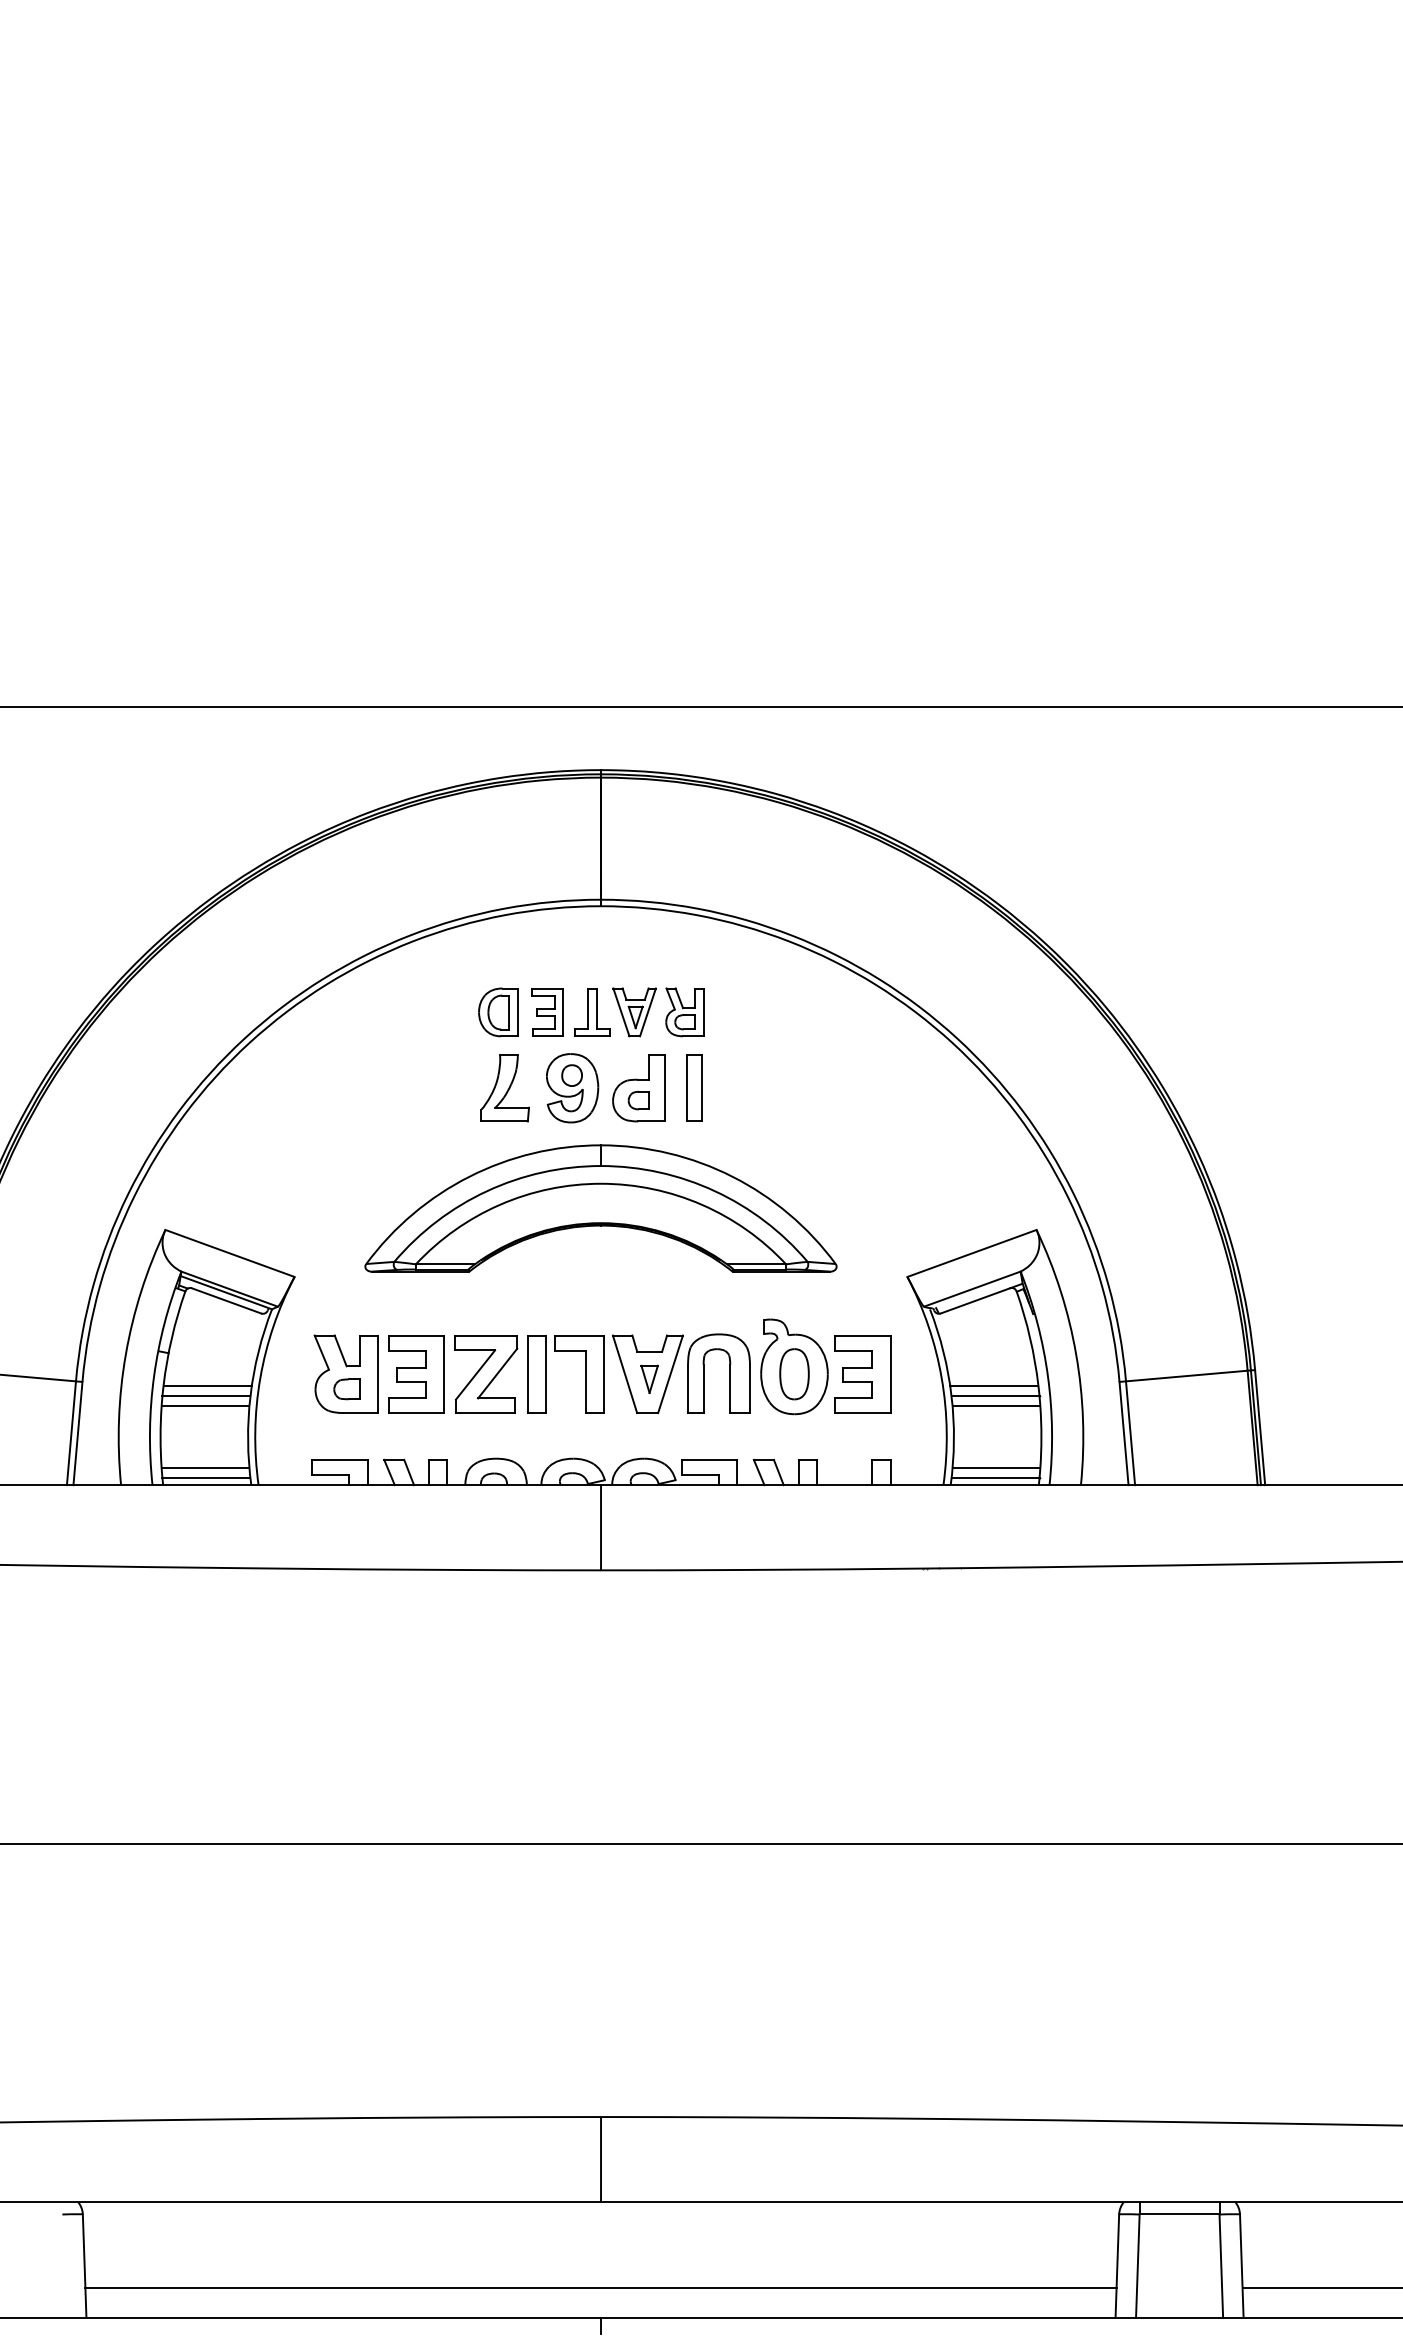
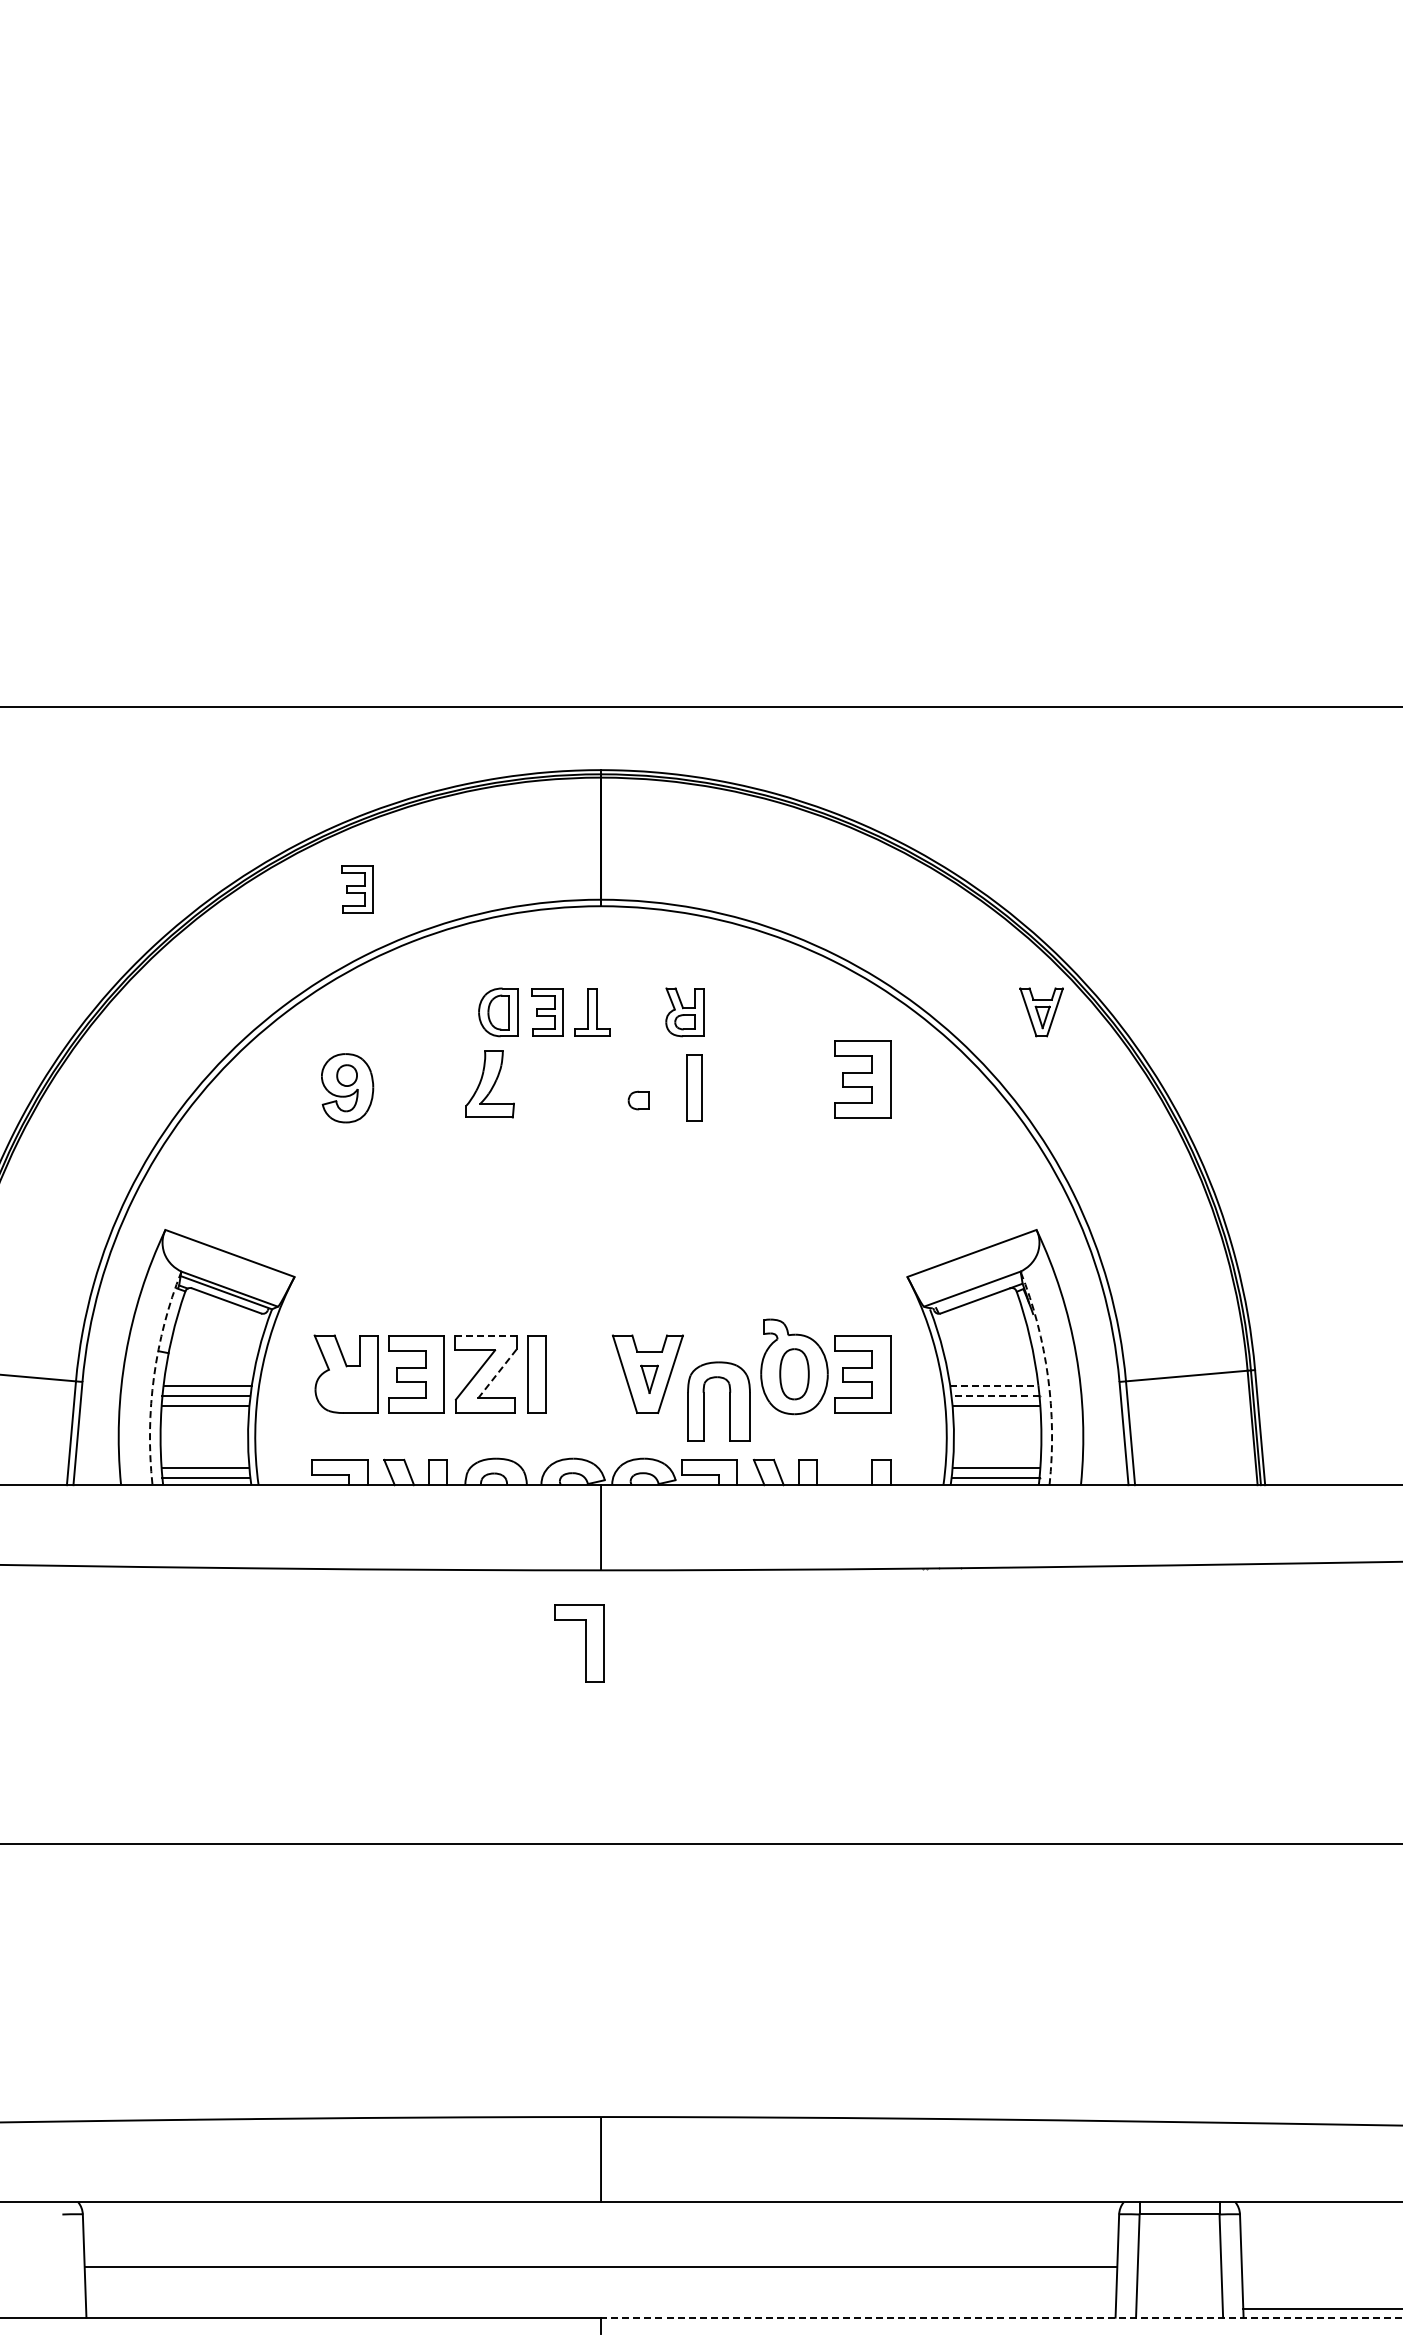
part: none -> present (357, 889)
part position: (634, 1012) -> (1041, 1012) (1041, 1012)
part: none -> present (862, 1079)
part position: (504, 1088) -> (489, 1084) (489, 1084)
part position: (572, 1088) -> (347, 1088) (347, 1088)
part: present -> none (638, 1088)
part: present -> none (600, 1208)
line: solid -> dashed (485, 1335)
line: solid -> dashed (497, 1373)
part position: (729, 1373) -> (729, 1401) (729, 1401)
part position: (579, 1374) -> (579, 1643) (579, 1643)
arc: solid -> dashed (154, 1376)
arc: solid -> dashed (1048, 1376)
line: solid -> dashed (994, 1385)
part: present -> none (346, 1389)
line: solid -> dashed (995, 1396)
line position: (600, 2287) -> (600, 2266) (600, 2266)
line position: (1320, 2287) -> (1320, 2308) (1320, 2308)
line: solid -> dashed (1002, 2317)
